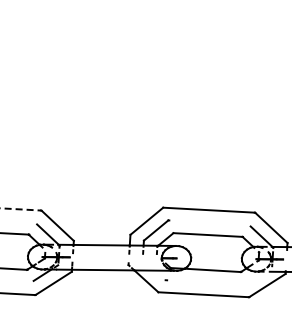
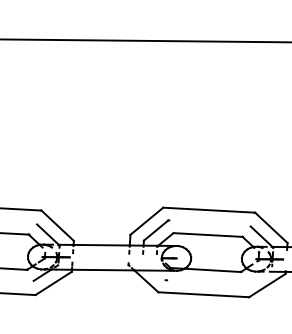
line: none -> present (145, 40)
line: dashed -> solid (21, 209)
